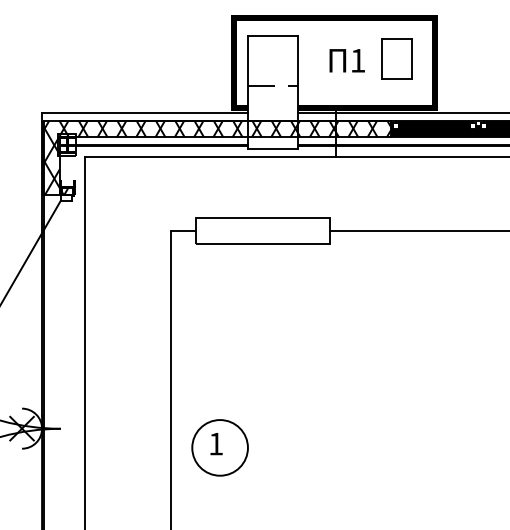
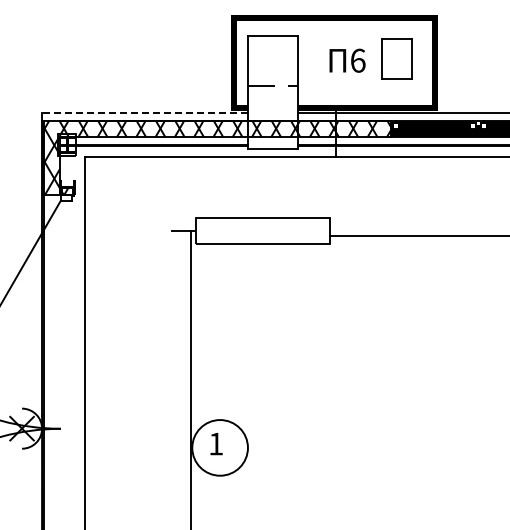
text: 1 -> 6 (358, 60)
line: solid -> dashed (145, 113)
line position: (418, 230) -> (418, 235) (418, 235)
line position: (171, 378) -> (191, 378) (191, 378)
